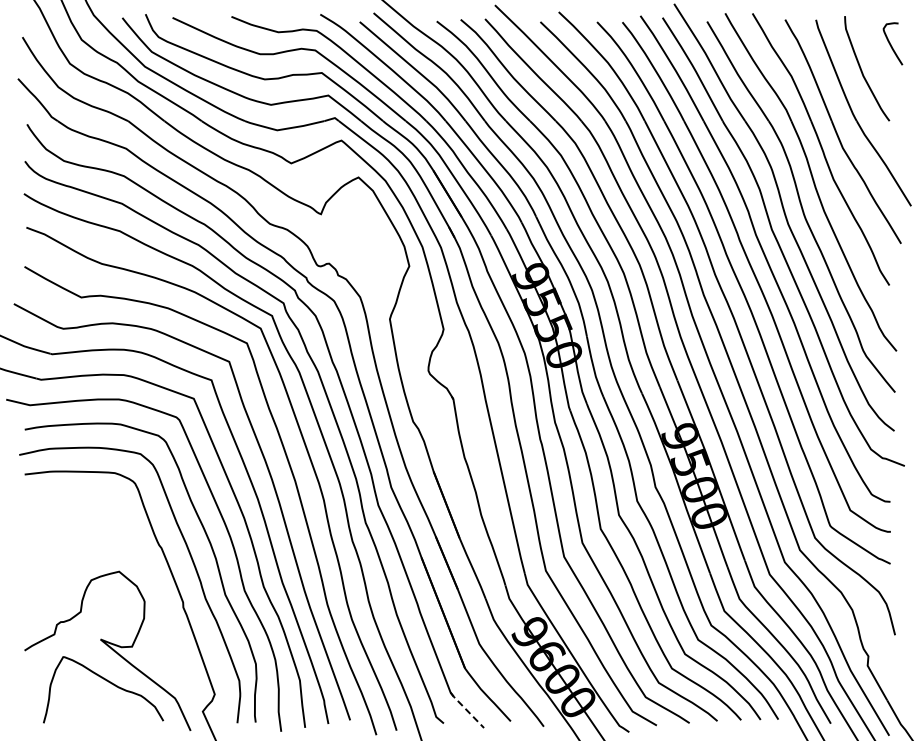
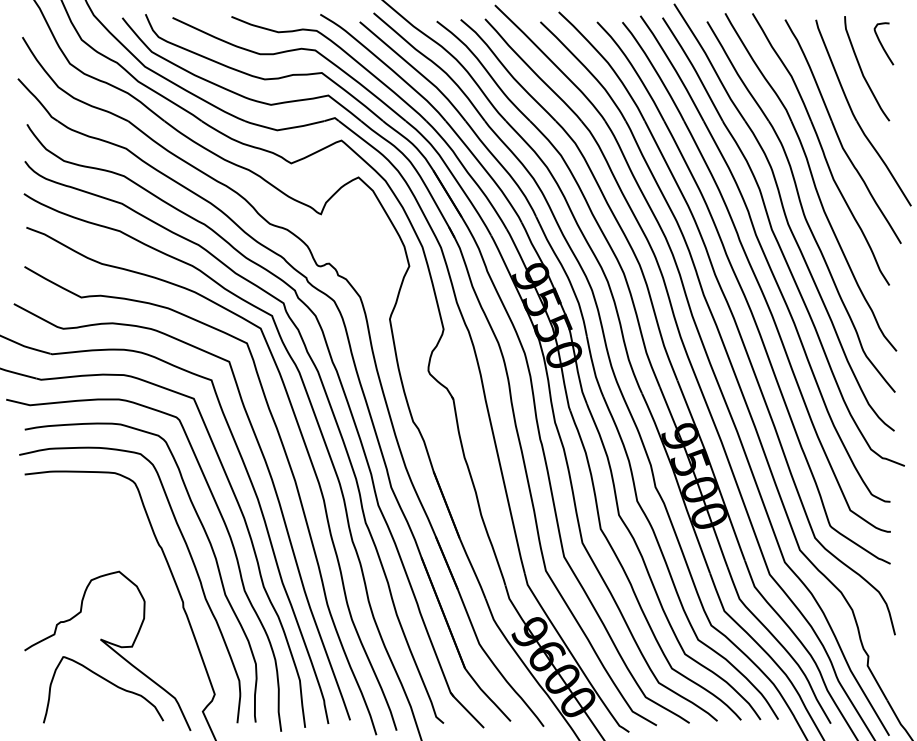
curve position: (891, 44) -> (882, 44) (882, 44)
line: dashed -> solid (466, 710)
